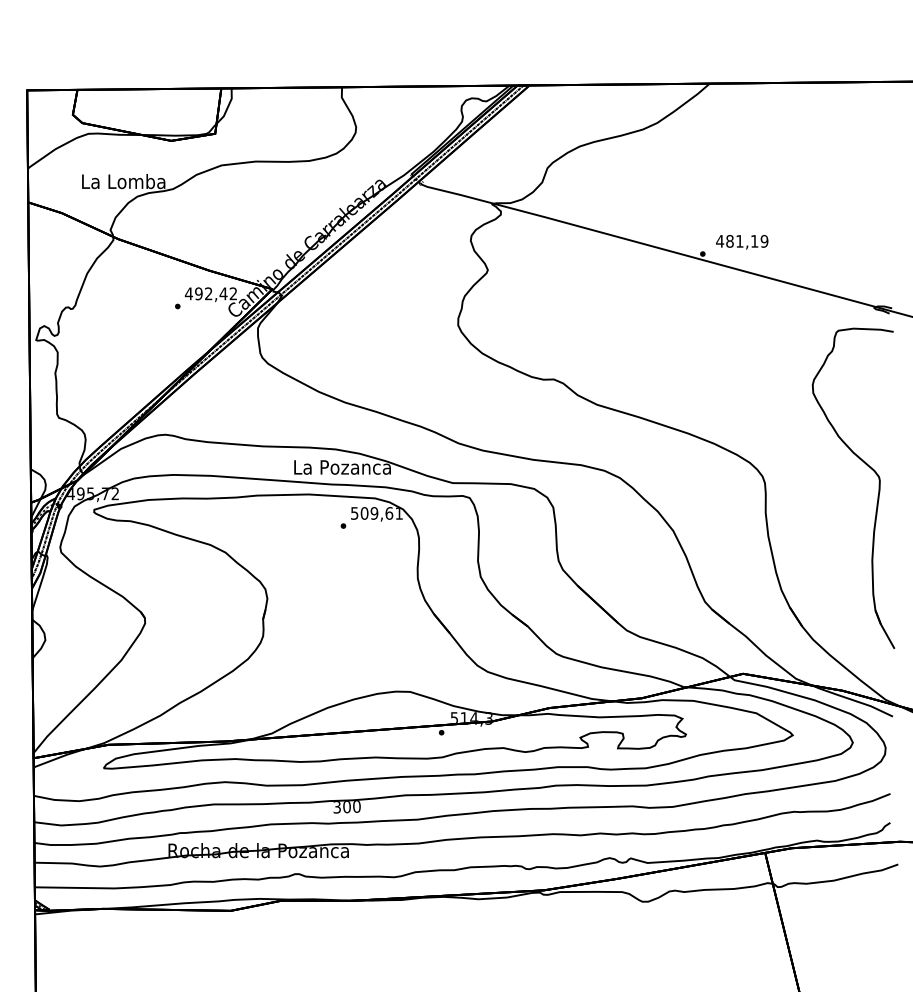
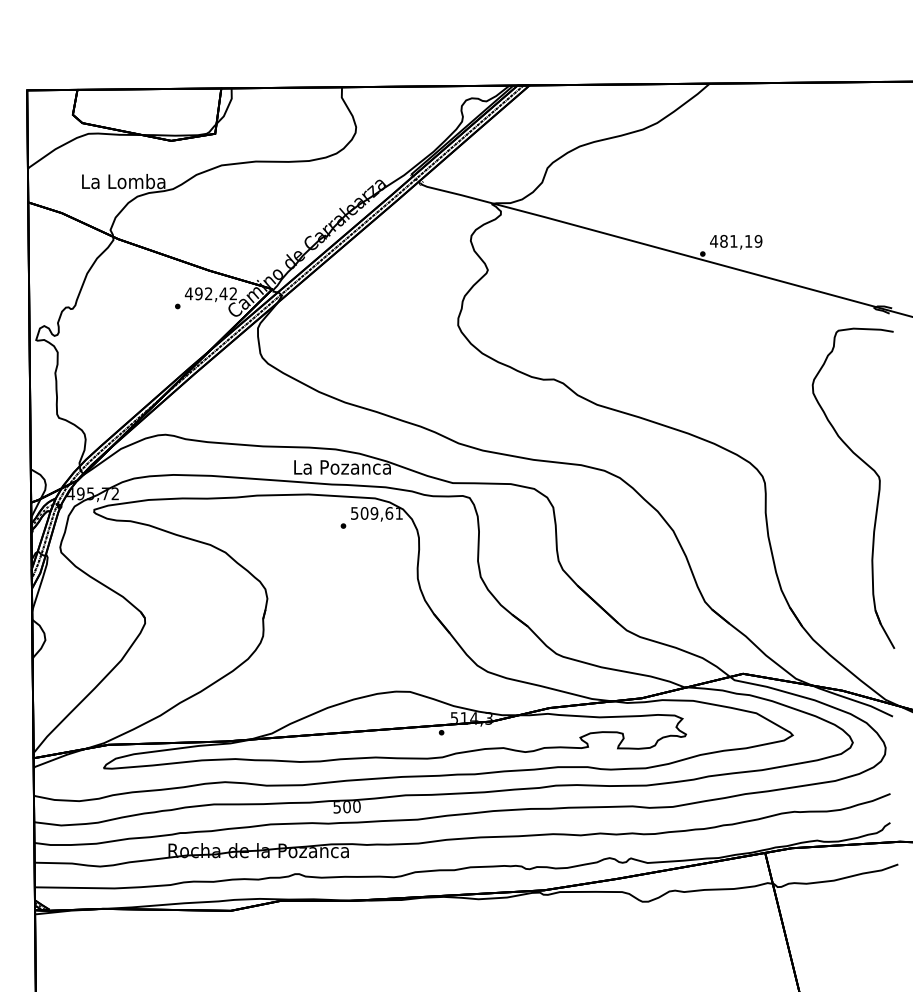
text position: (742, 242) -> (736, 242) (736, 242)
text: 300 -> 500 (336, 807)
